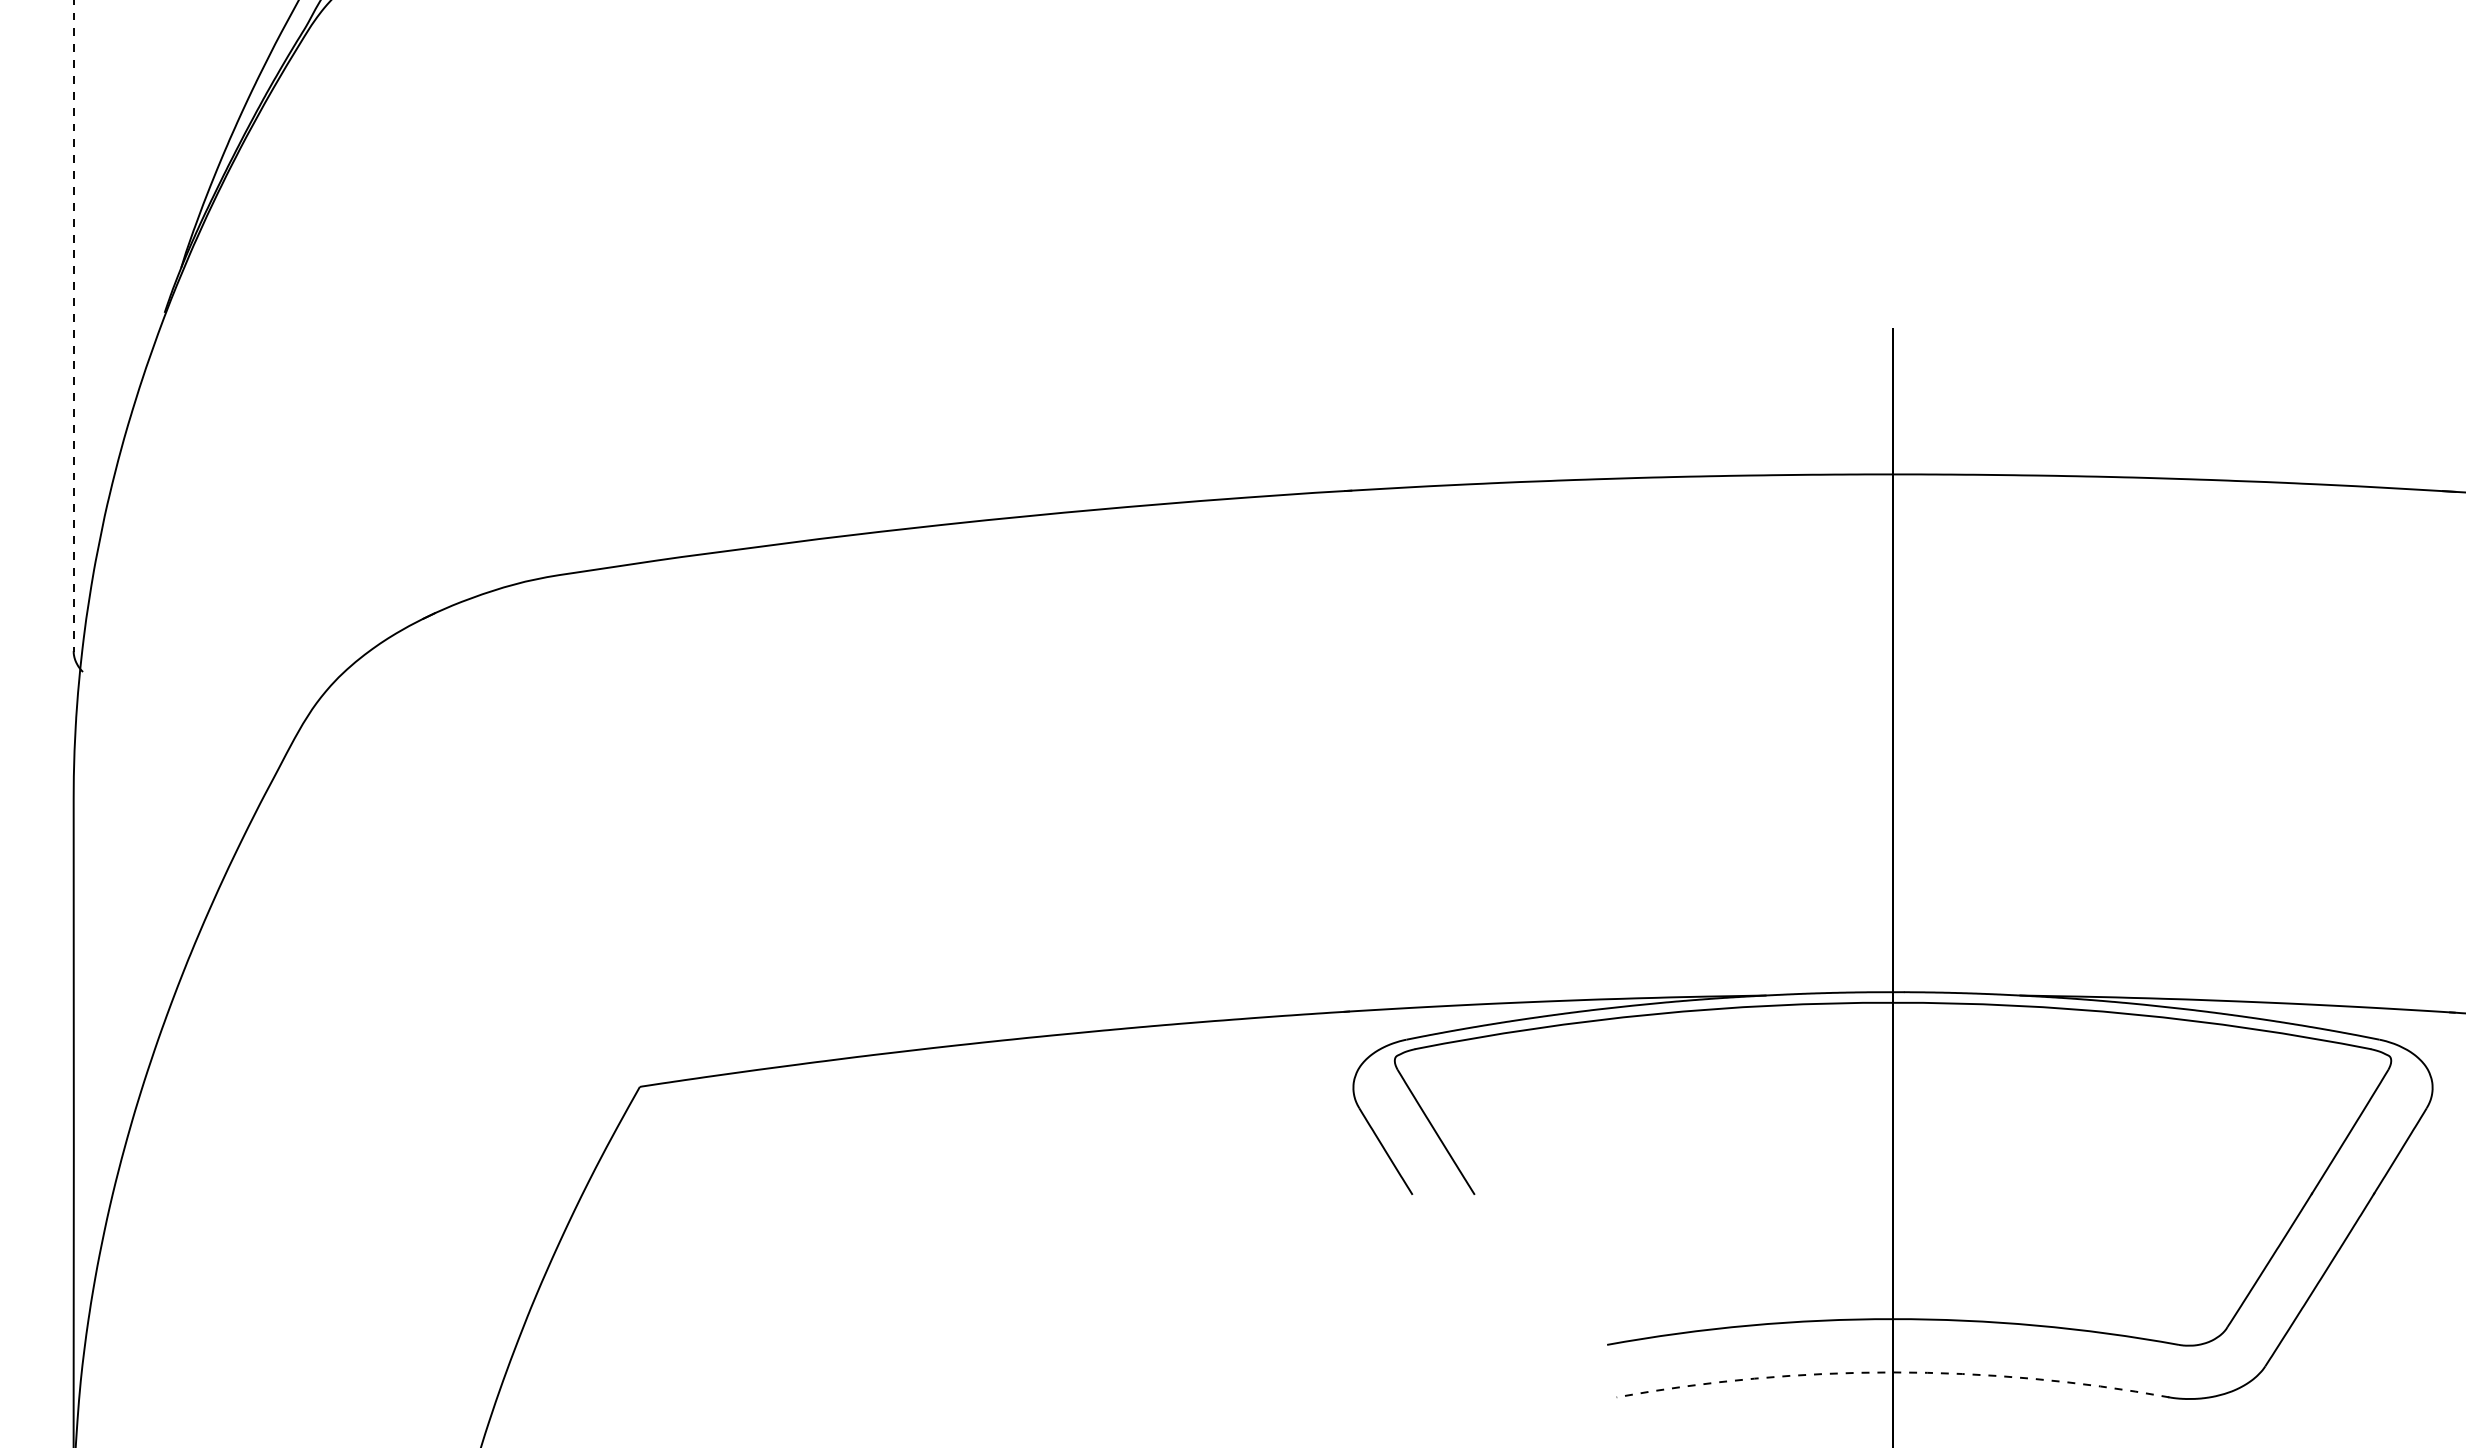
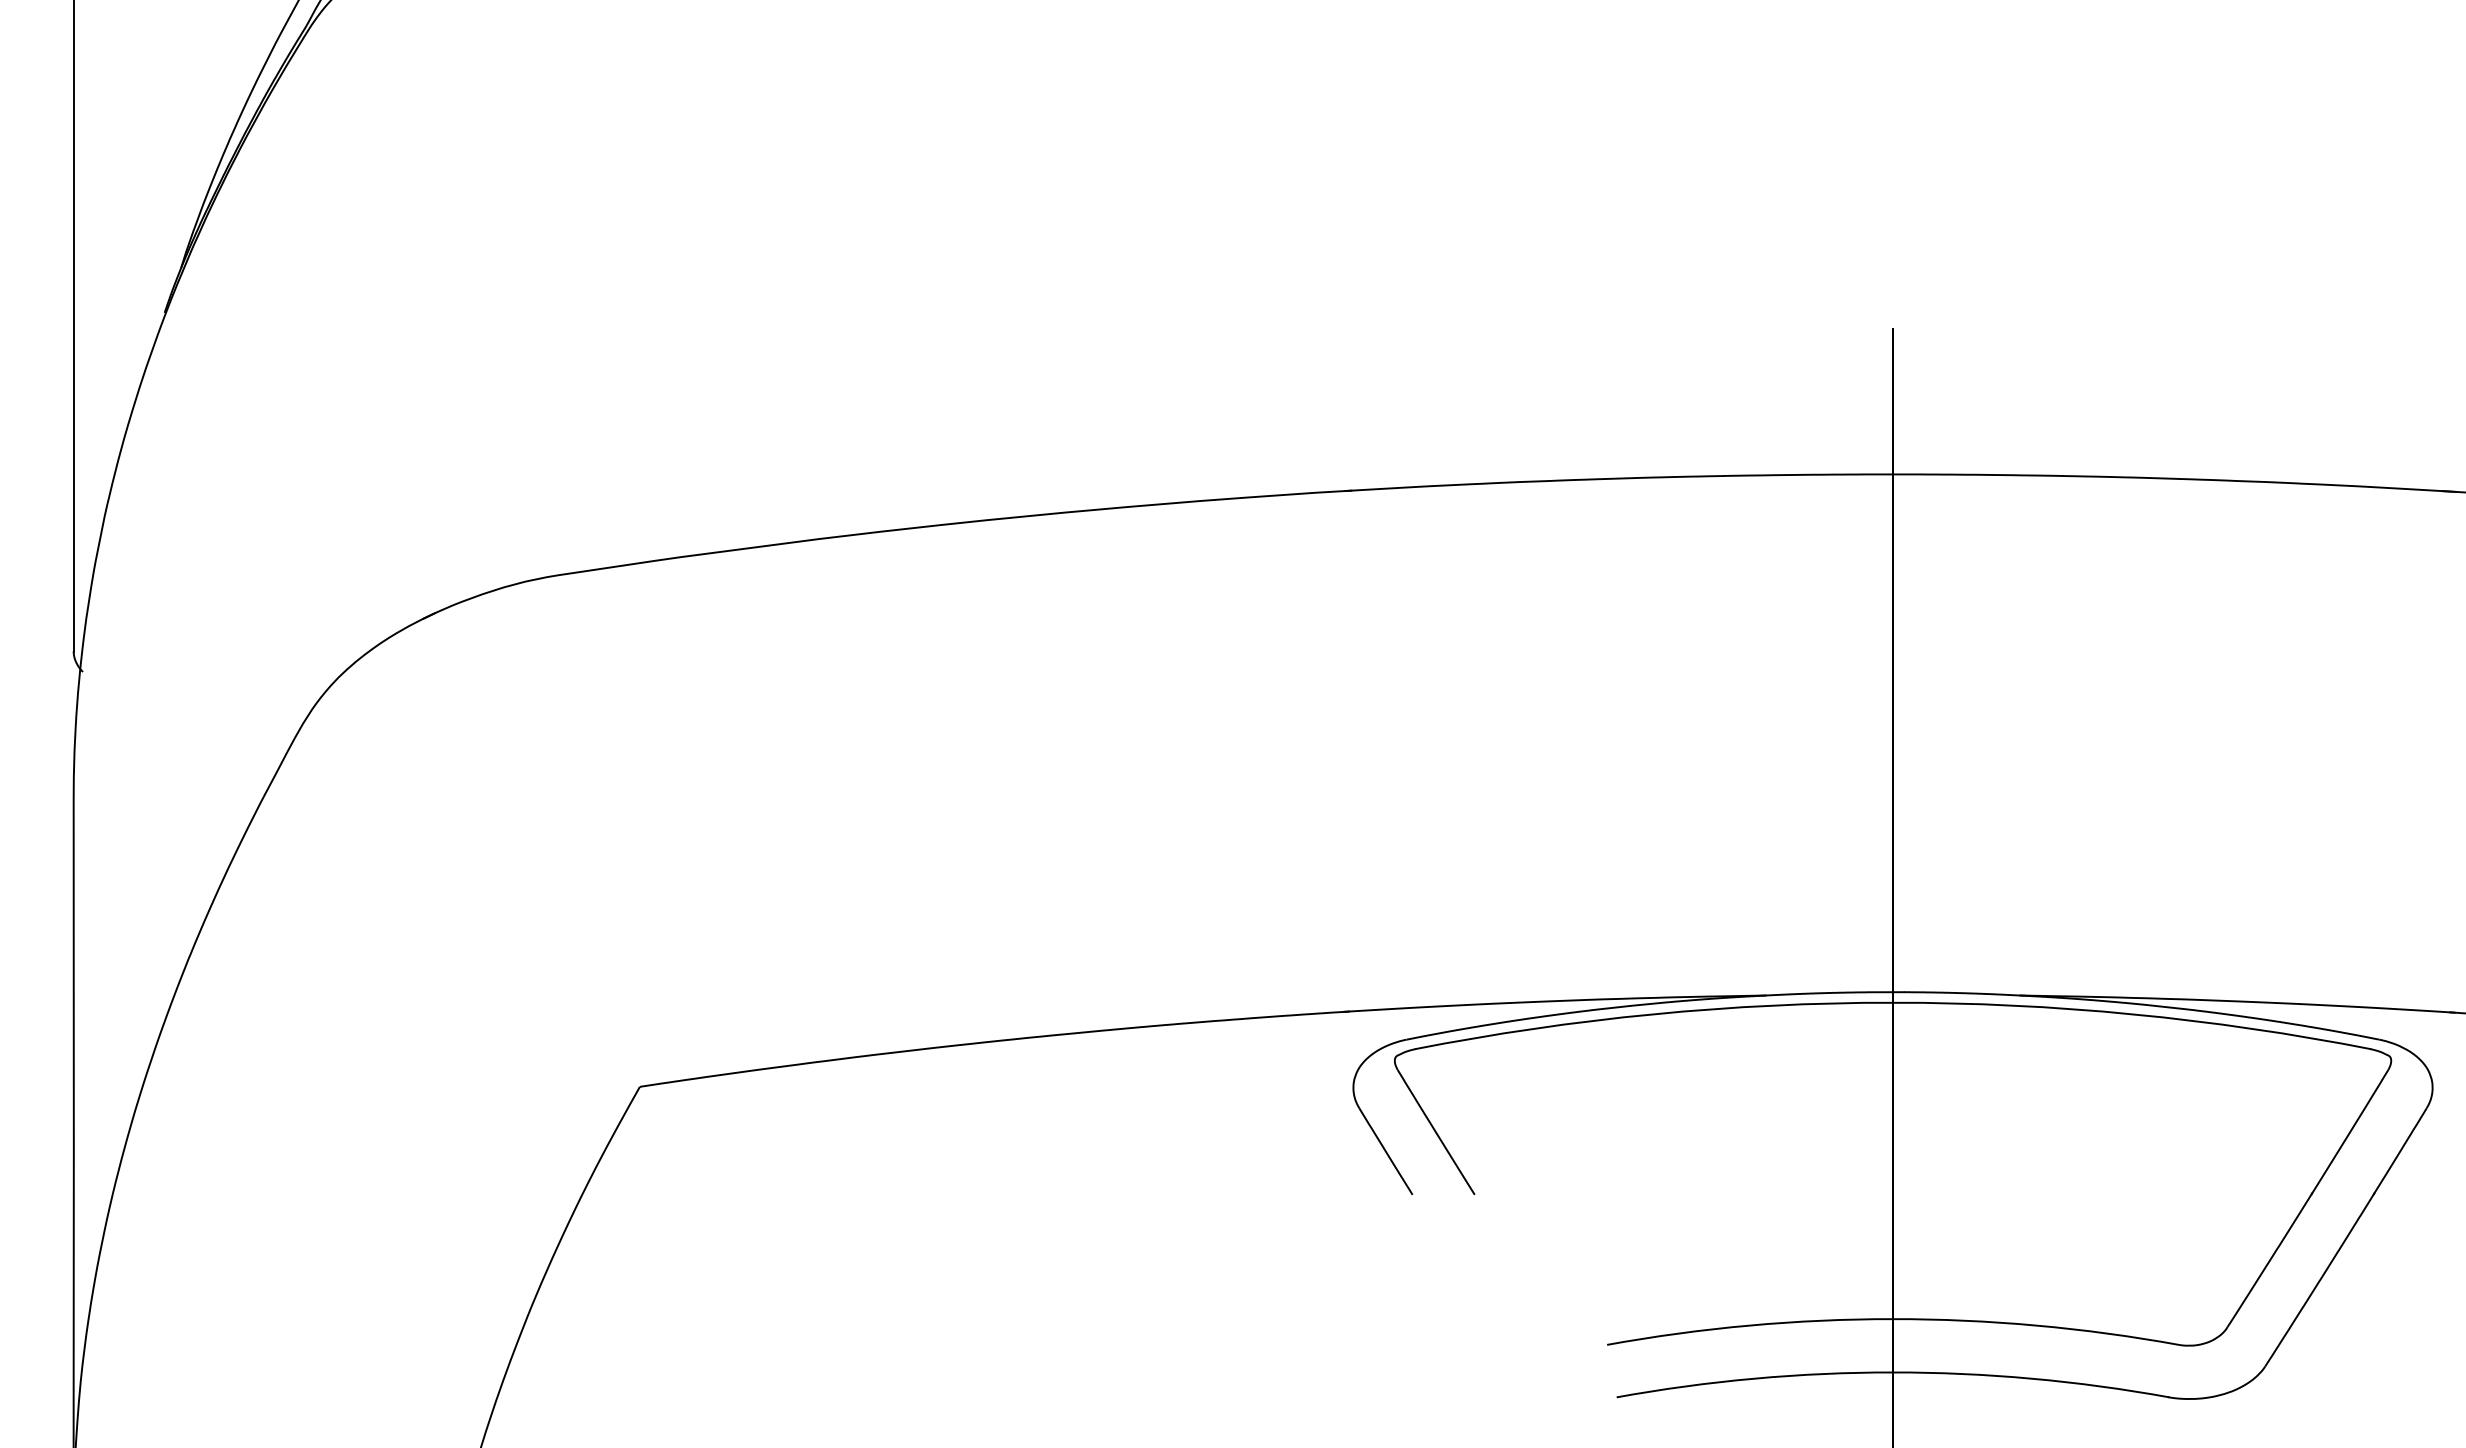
line: dashed -> solid (73, 326)
arc: dashed -> solid (1893, 1372)
